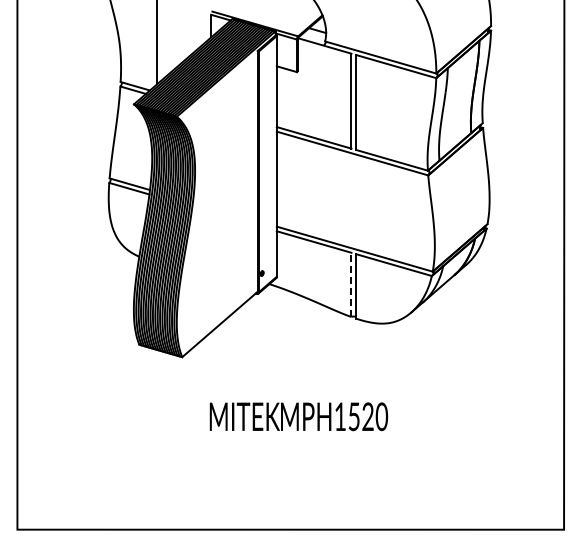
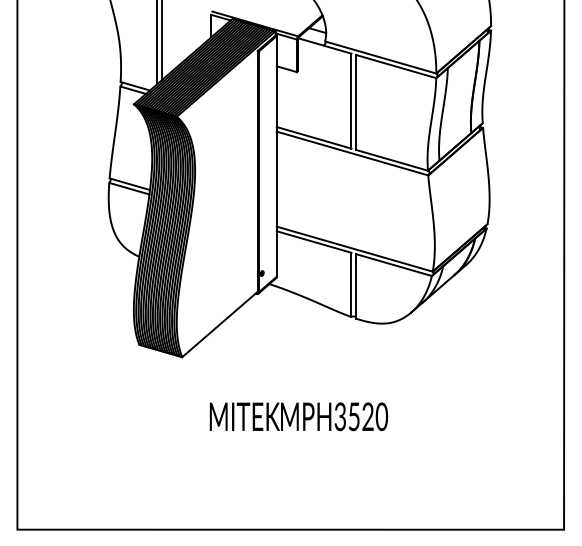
line: none -> present (161, 41)
line: dashed -> solid (351, 284)
text: MPH1520 -> MPH3520 (339, 416)
